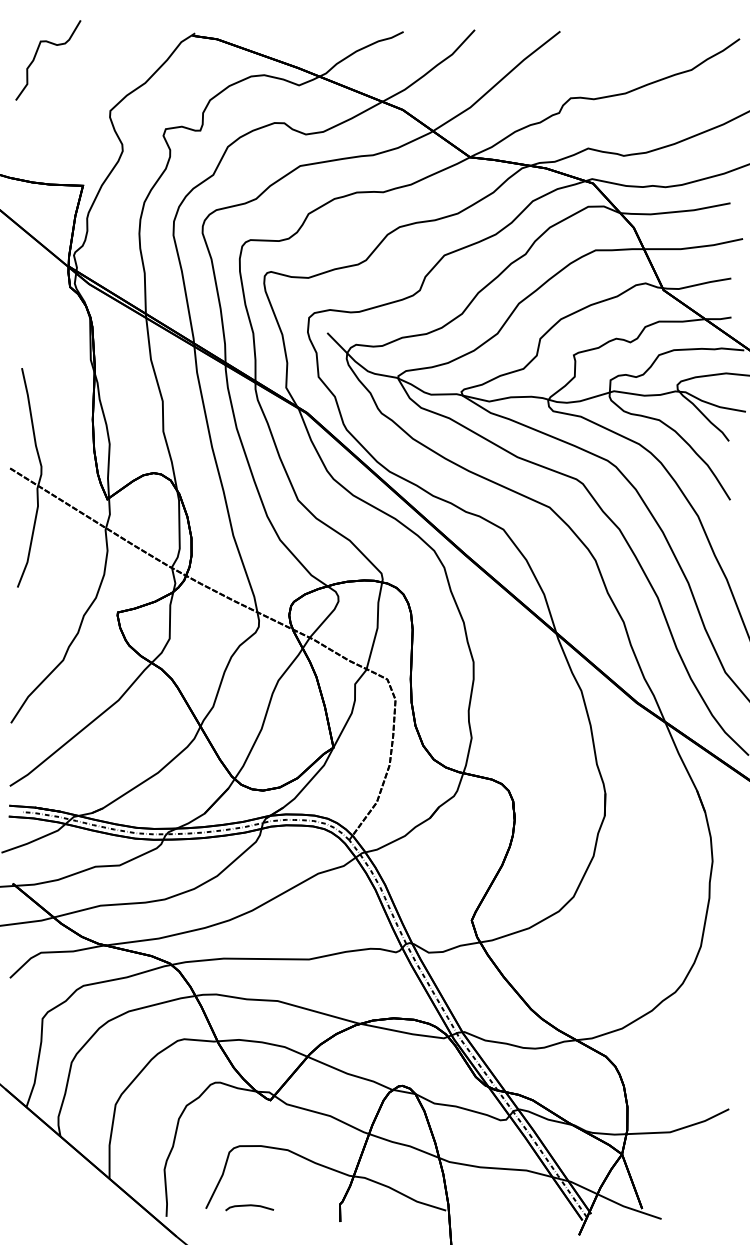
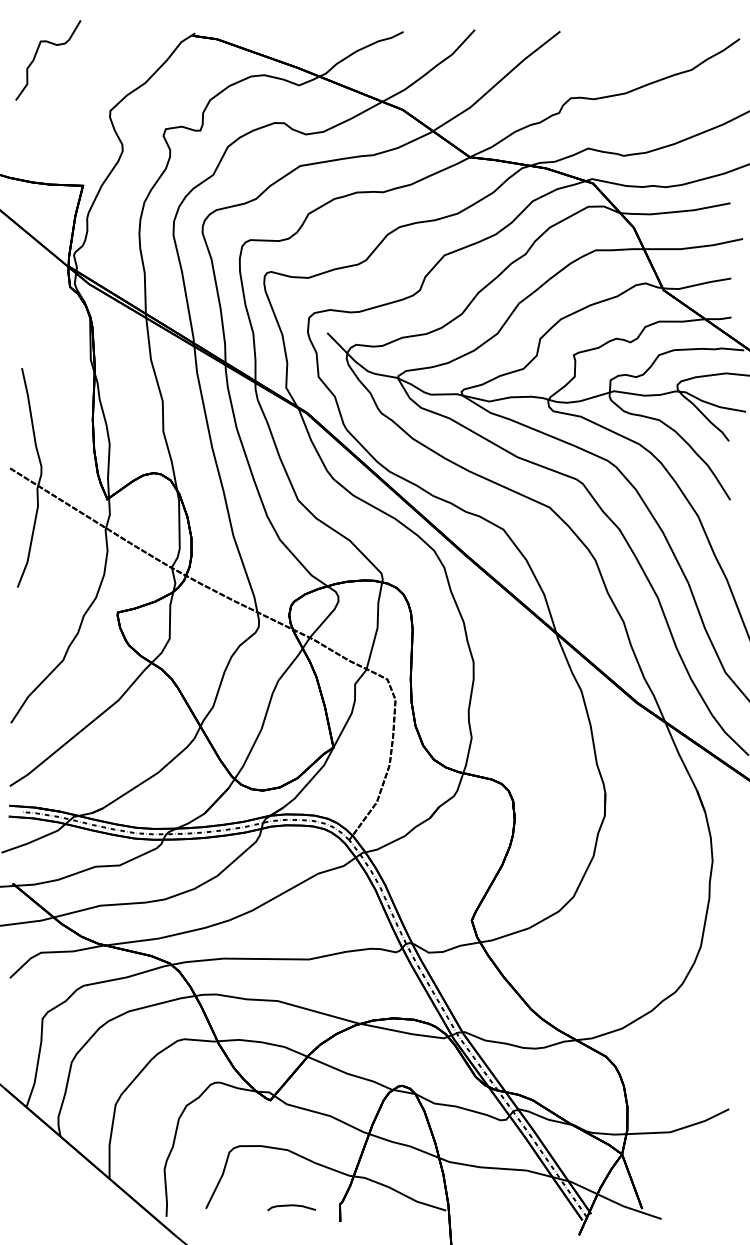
curve position: (249, 1206) -> (291, 1206) (291, 1206)
